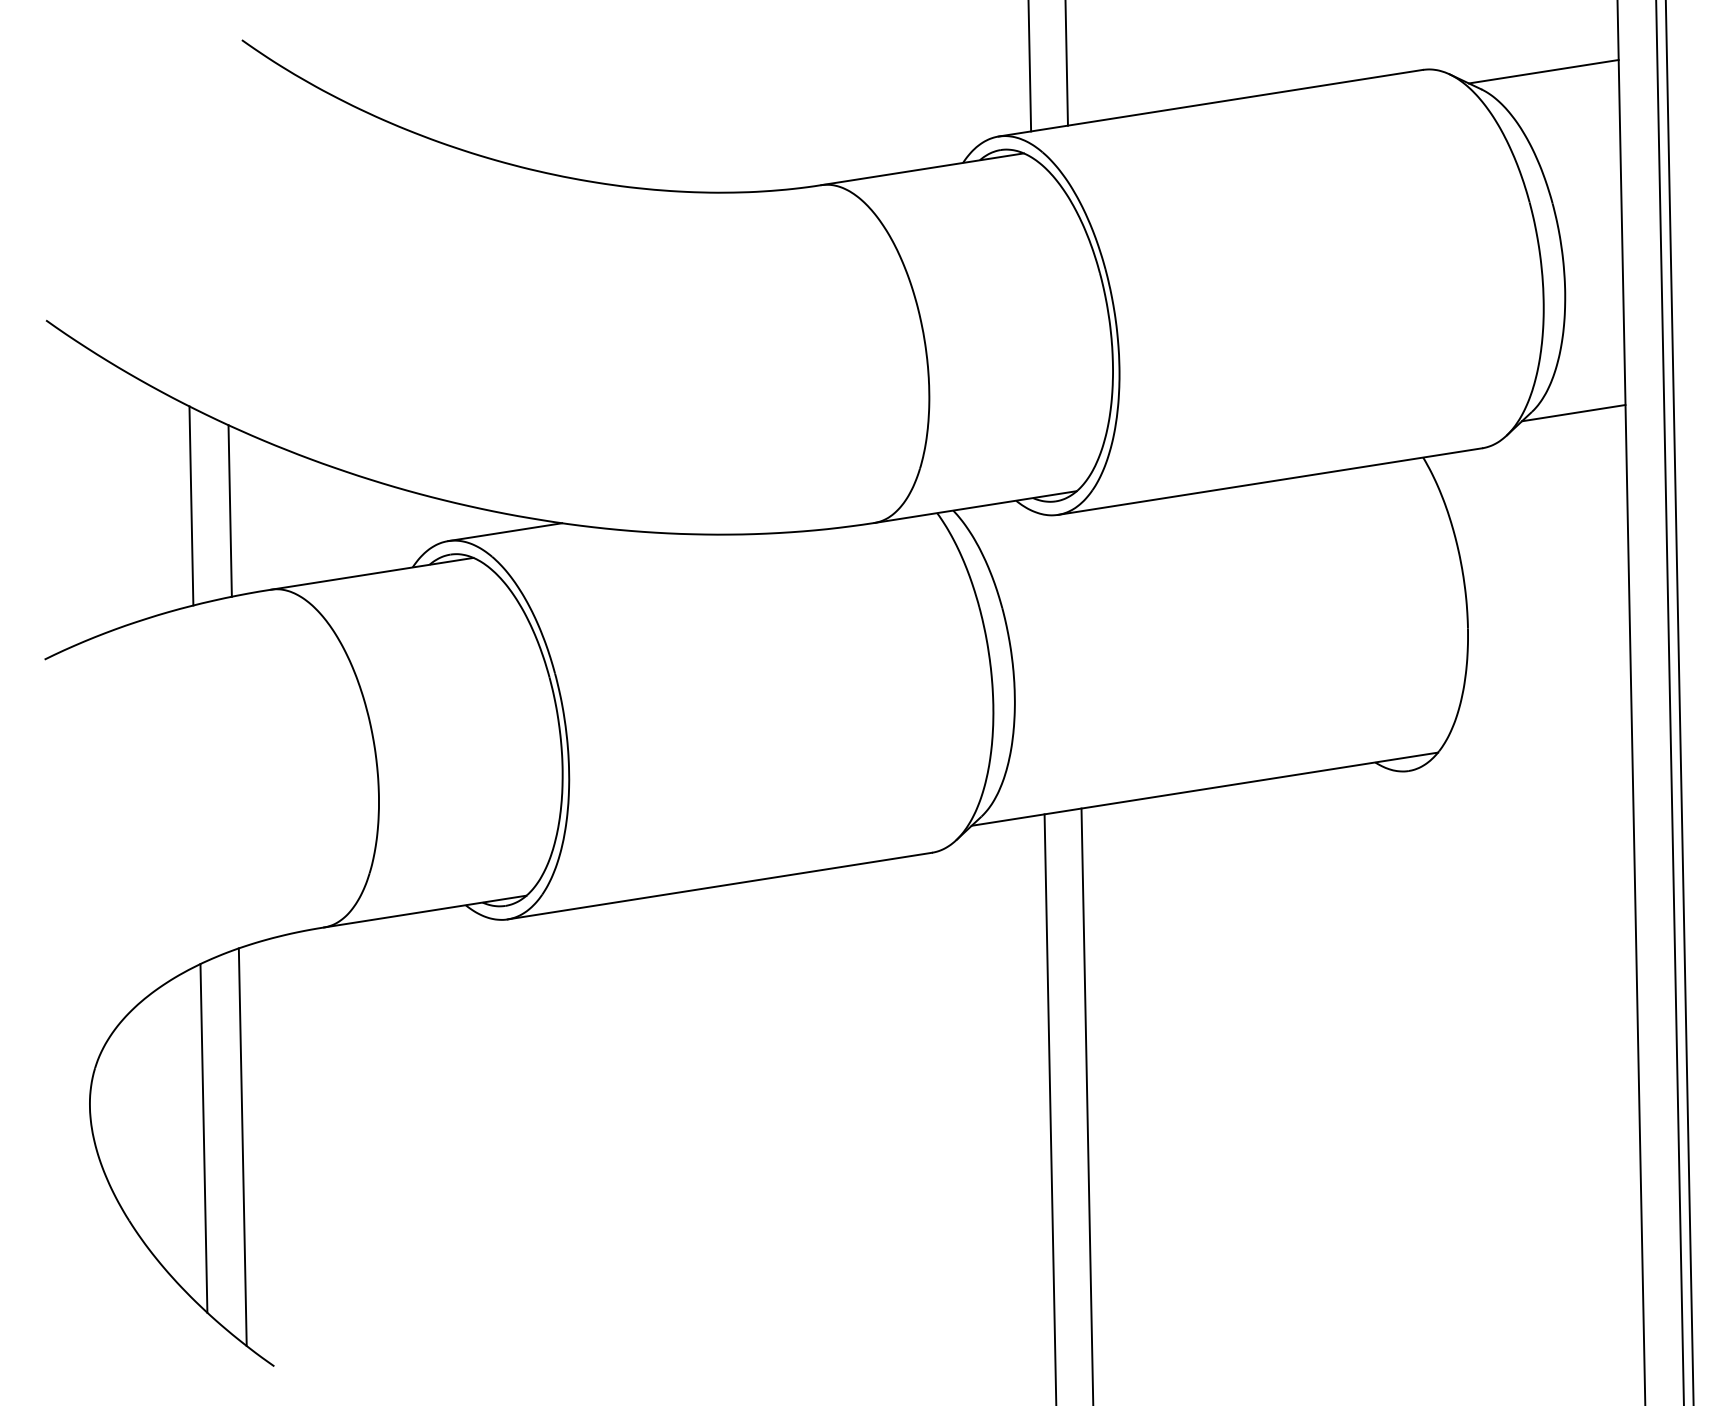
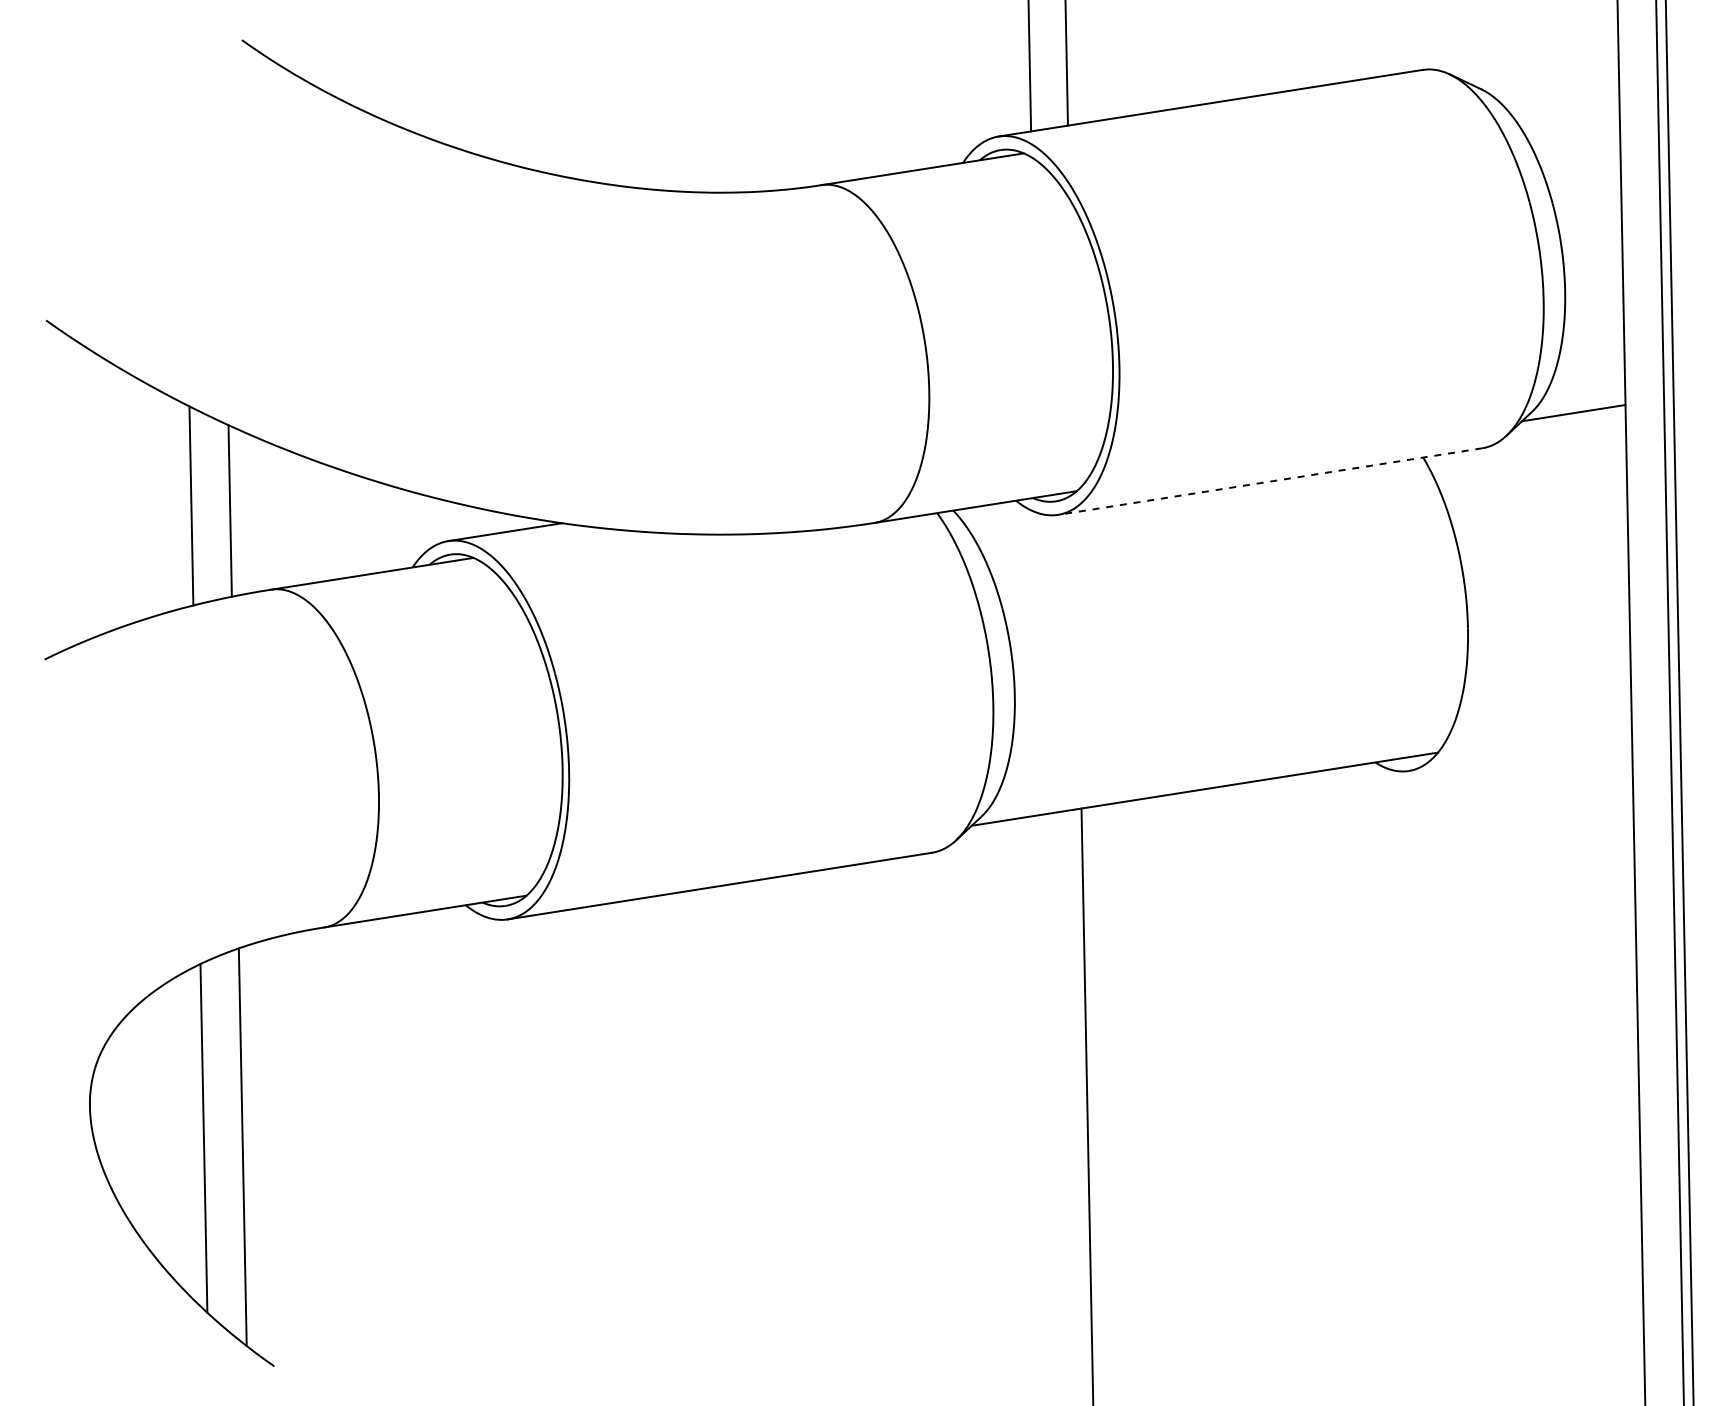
line: present -> none (1543, 71)
line: solid -> dashed (1270, 481)
line: present -> none (1050, 1108)
